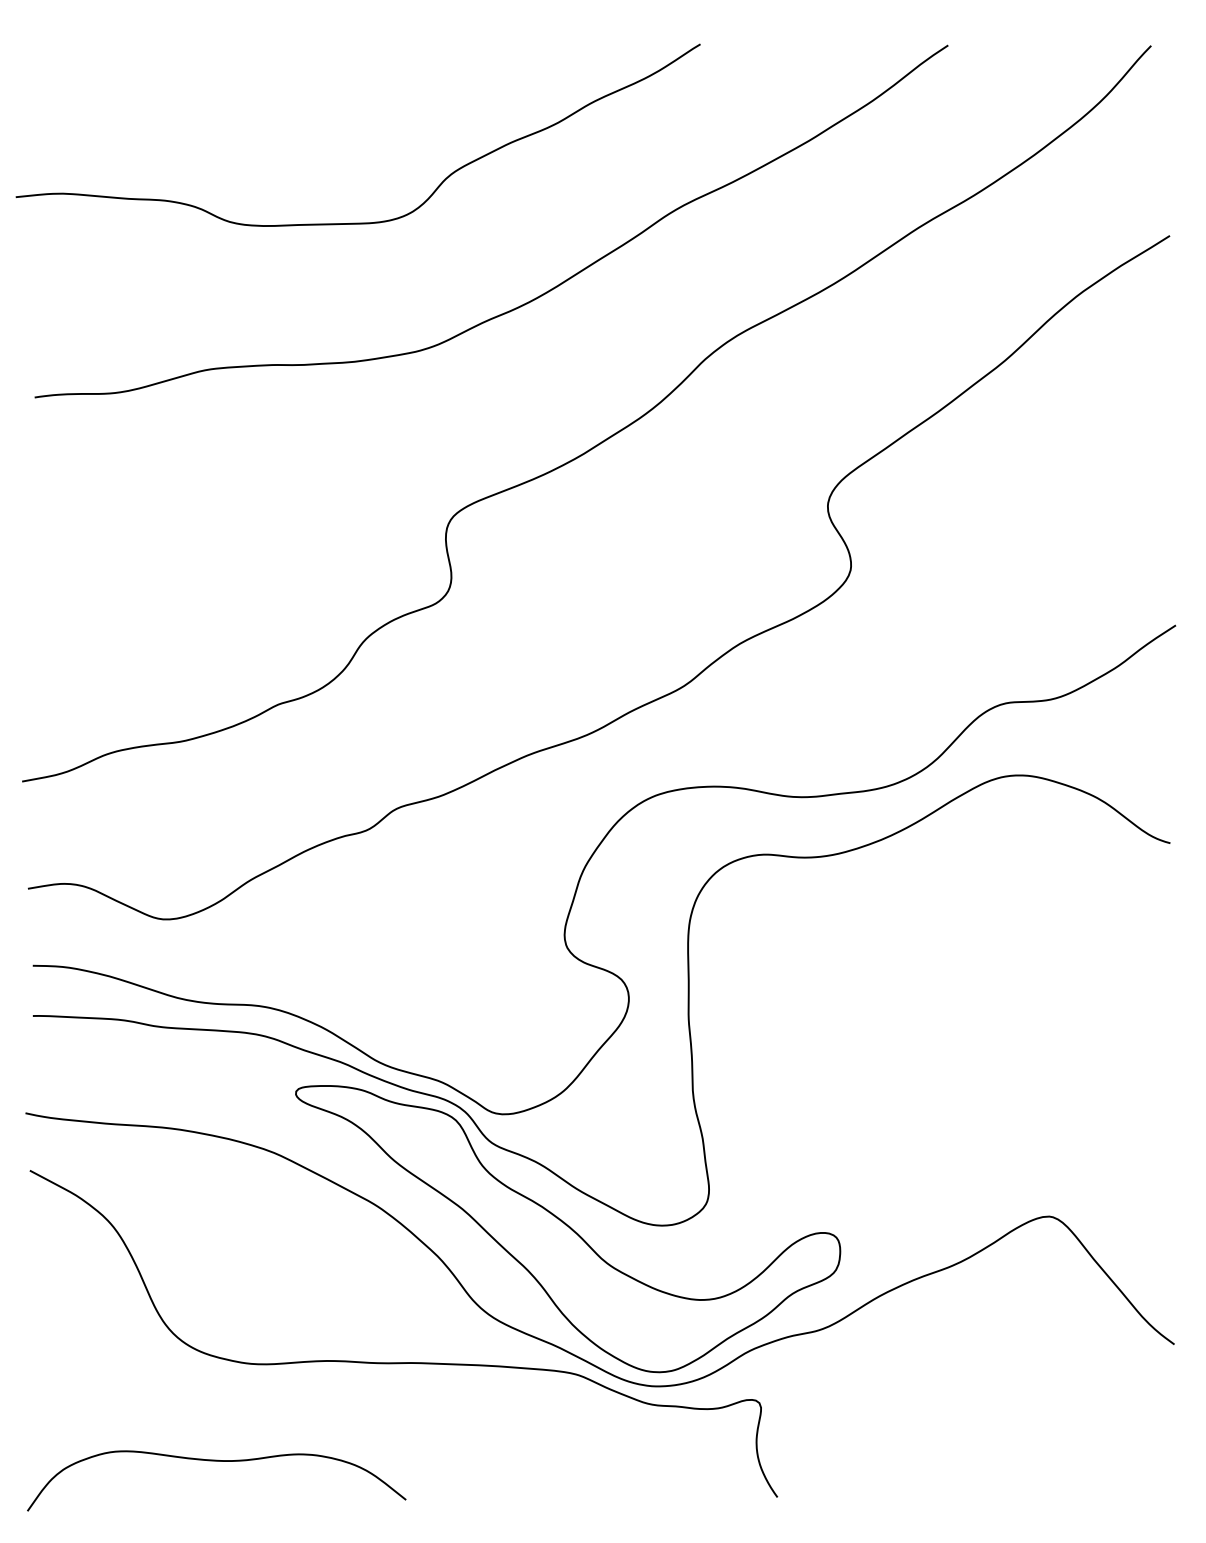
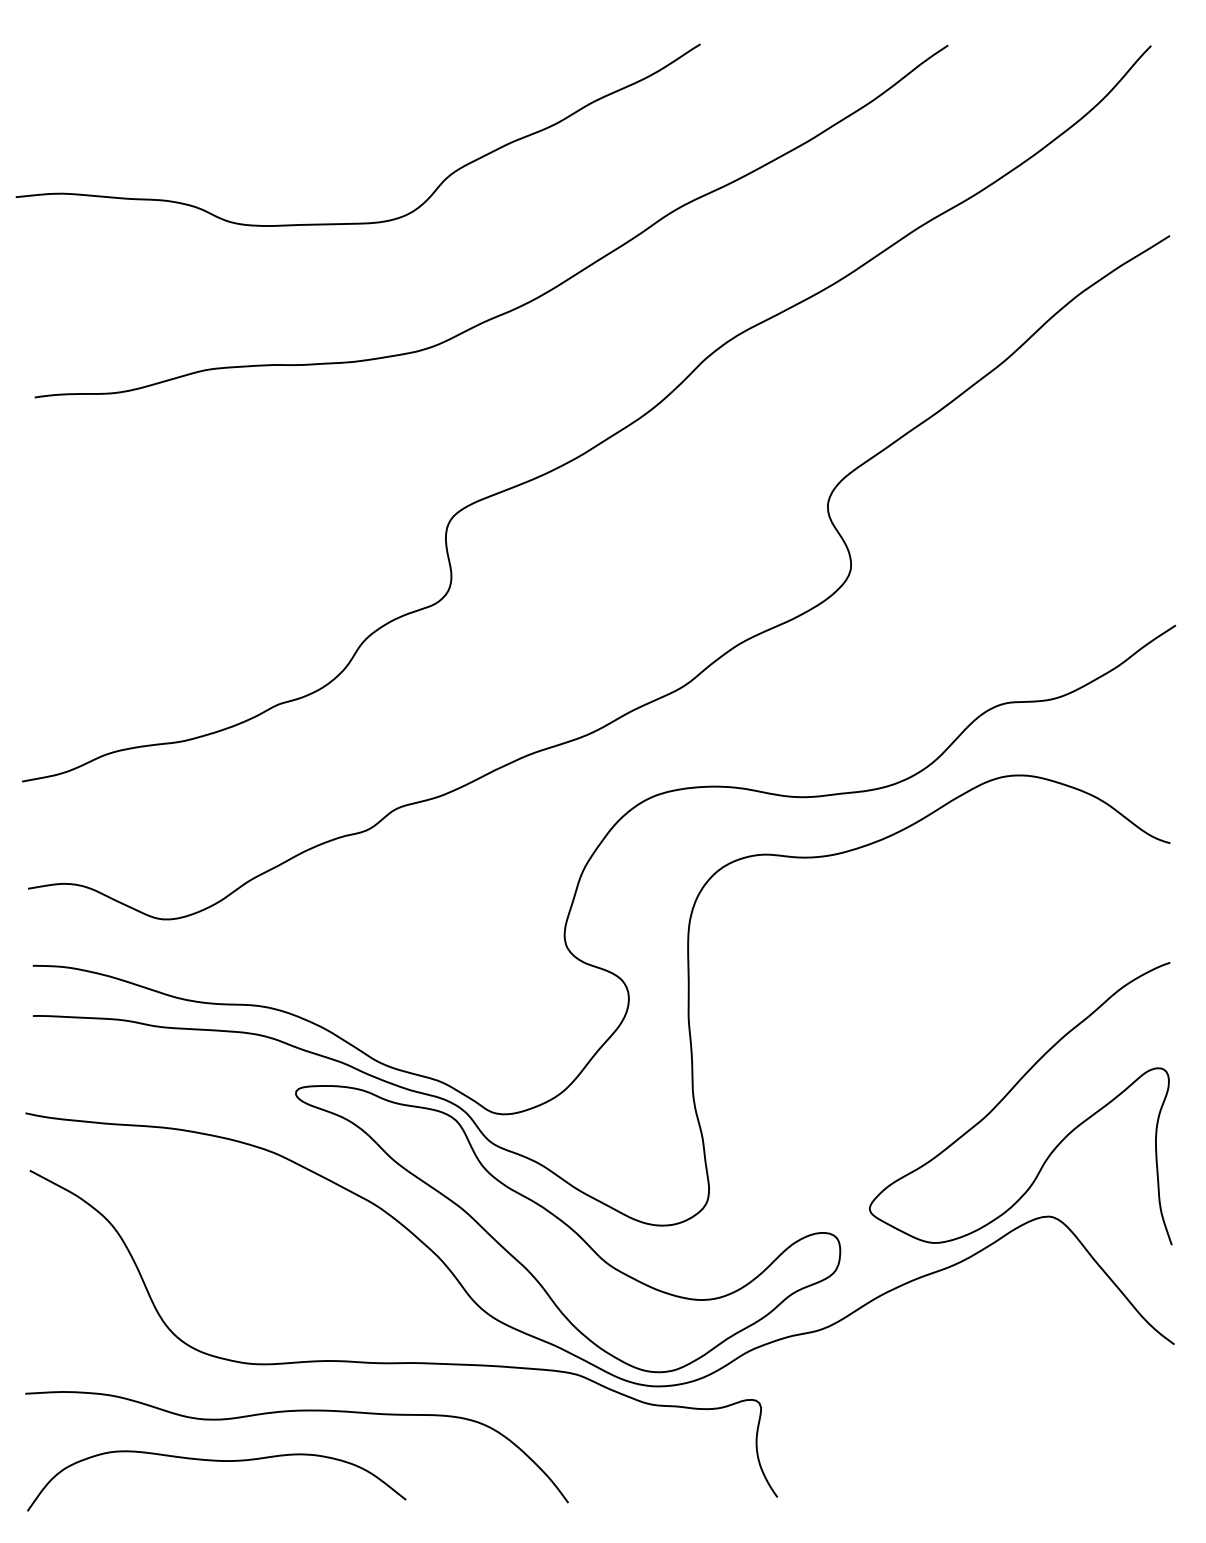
curve: none -> present (1010, 1092)
curve: none -> present (296, 1411)
